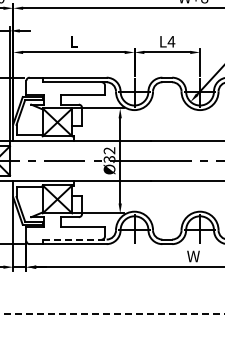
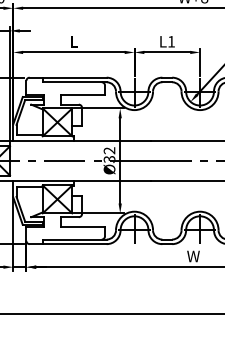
text: L4 -> L1 (171, 41)
line: dashed -> solid (74, 239)
line: dashed -> solid (112, 314)
